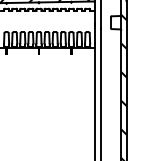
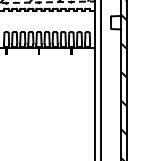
line: solid -> dashed (47, 2)
